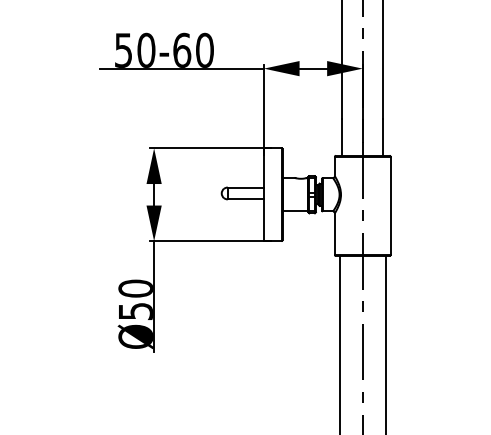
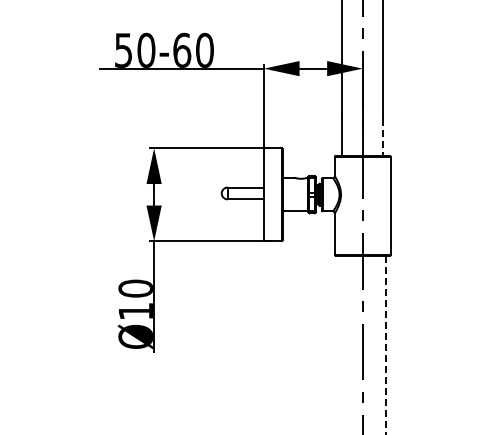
line: solid -> dashed (383, 138)
text: Ø50 -> Ø10 (135, 311)
line: present -> none (339, 343)
line: solid -> dashed (385, 346)
